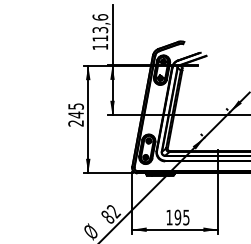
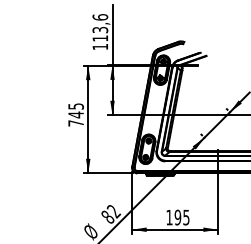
text: 245 -> 745 (75, 123)
